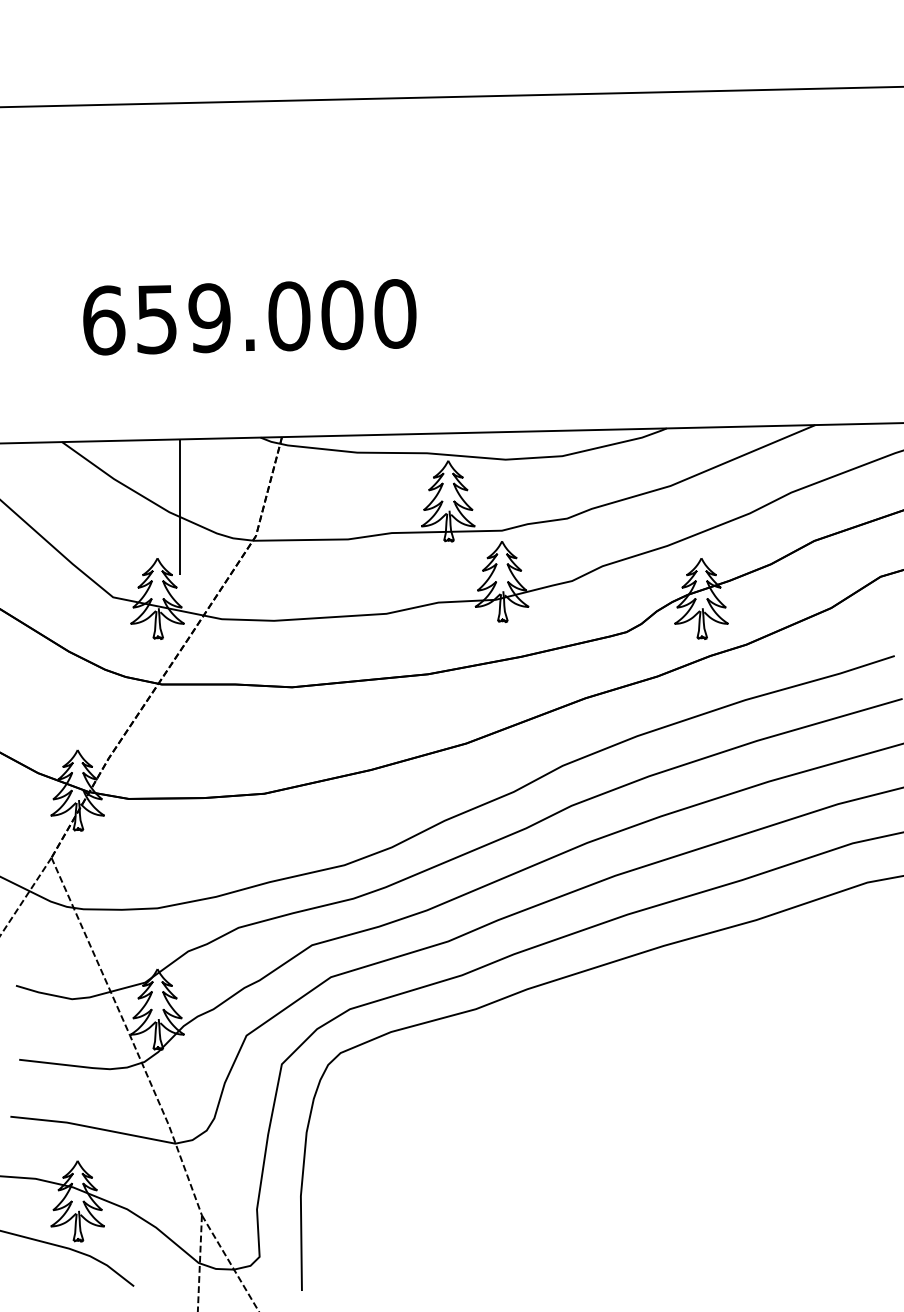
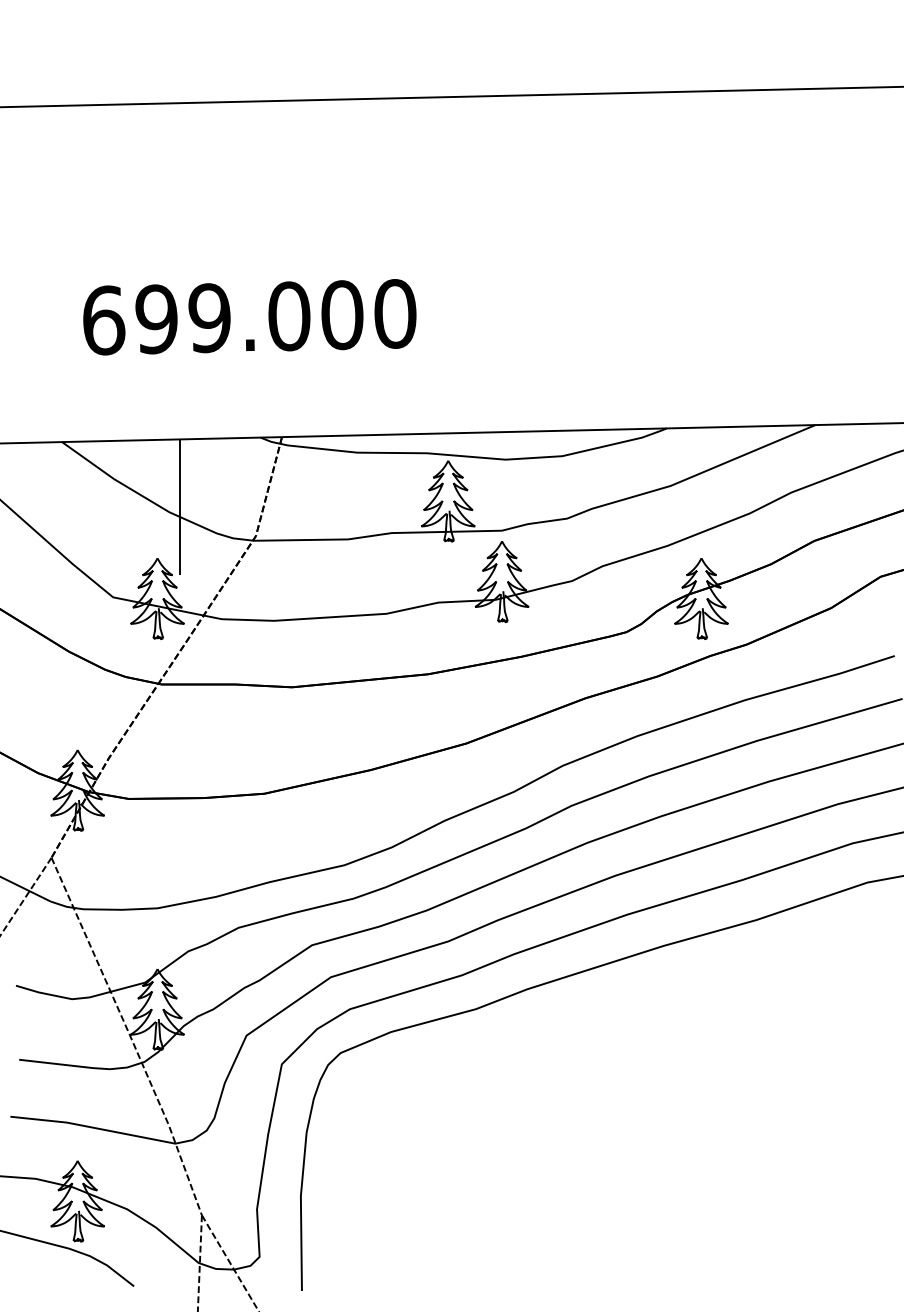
text: 659.000 -> 699.000 (156, 319)
